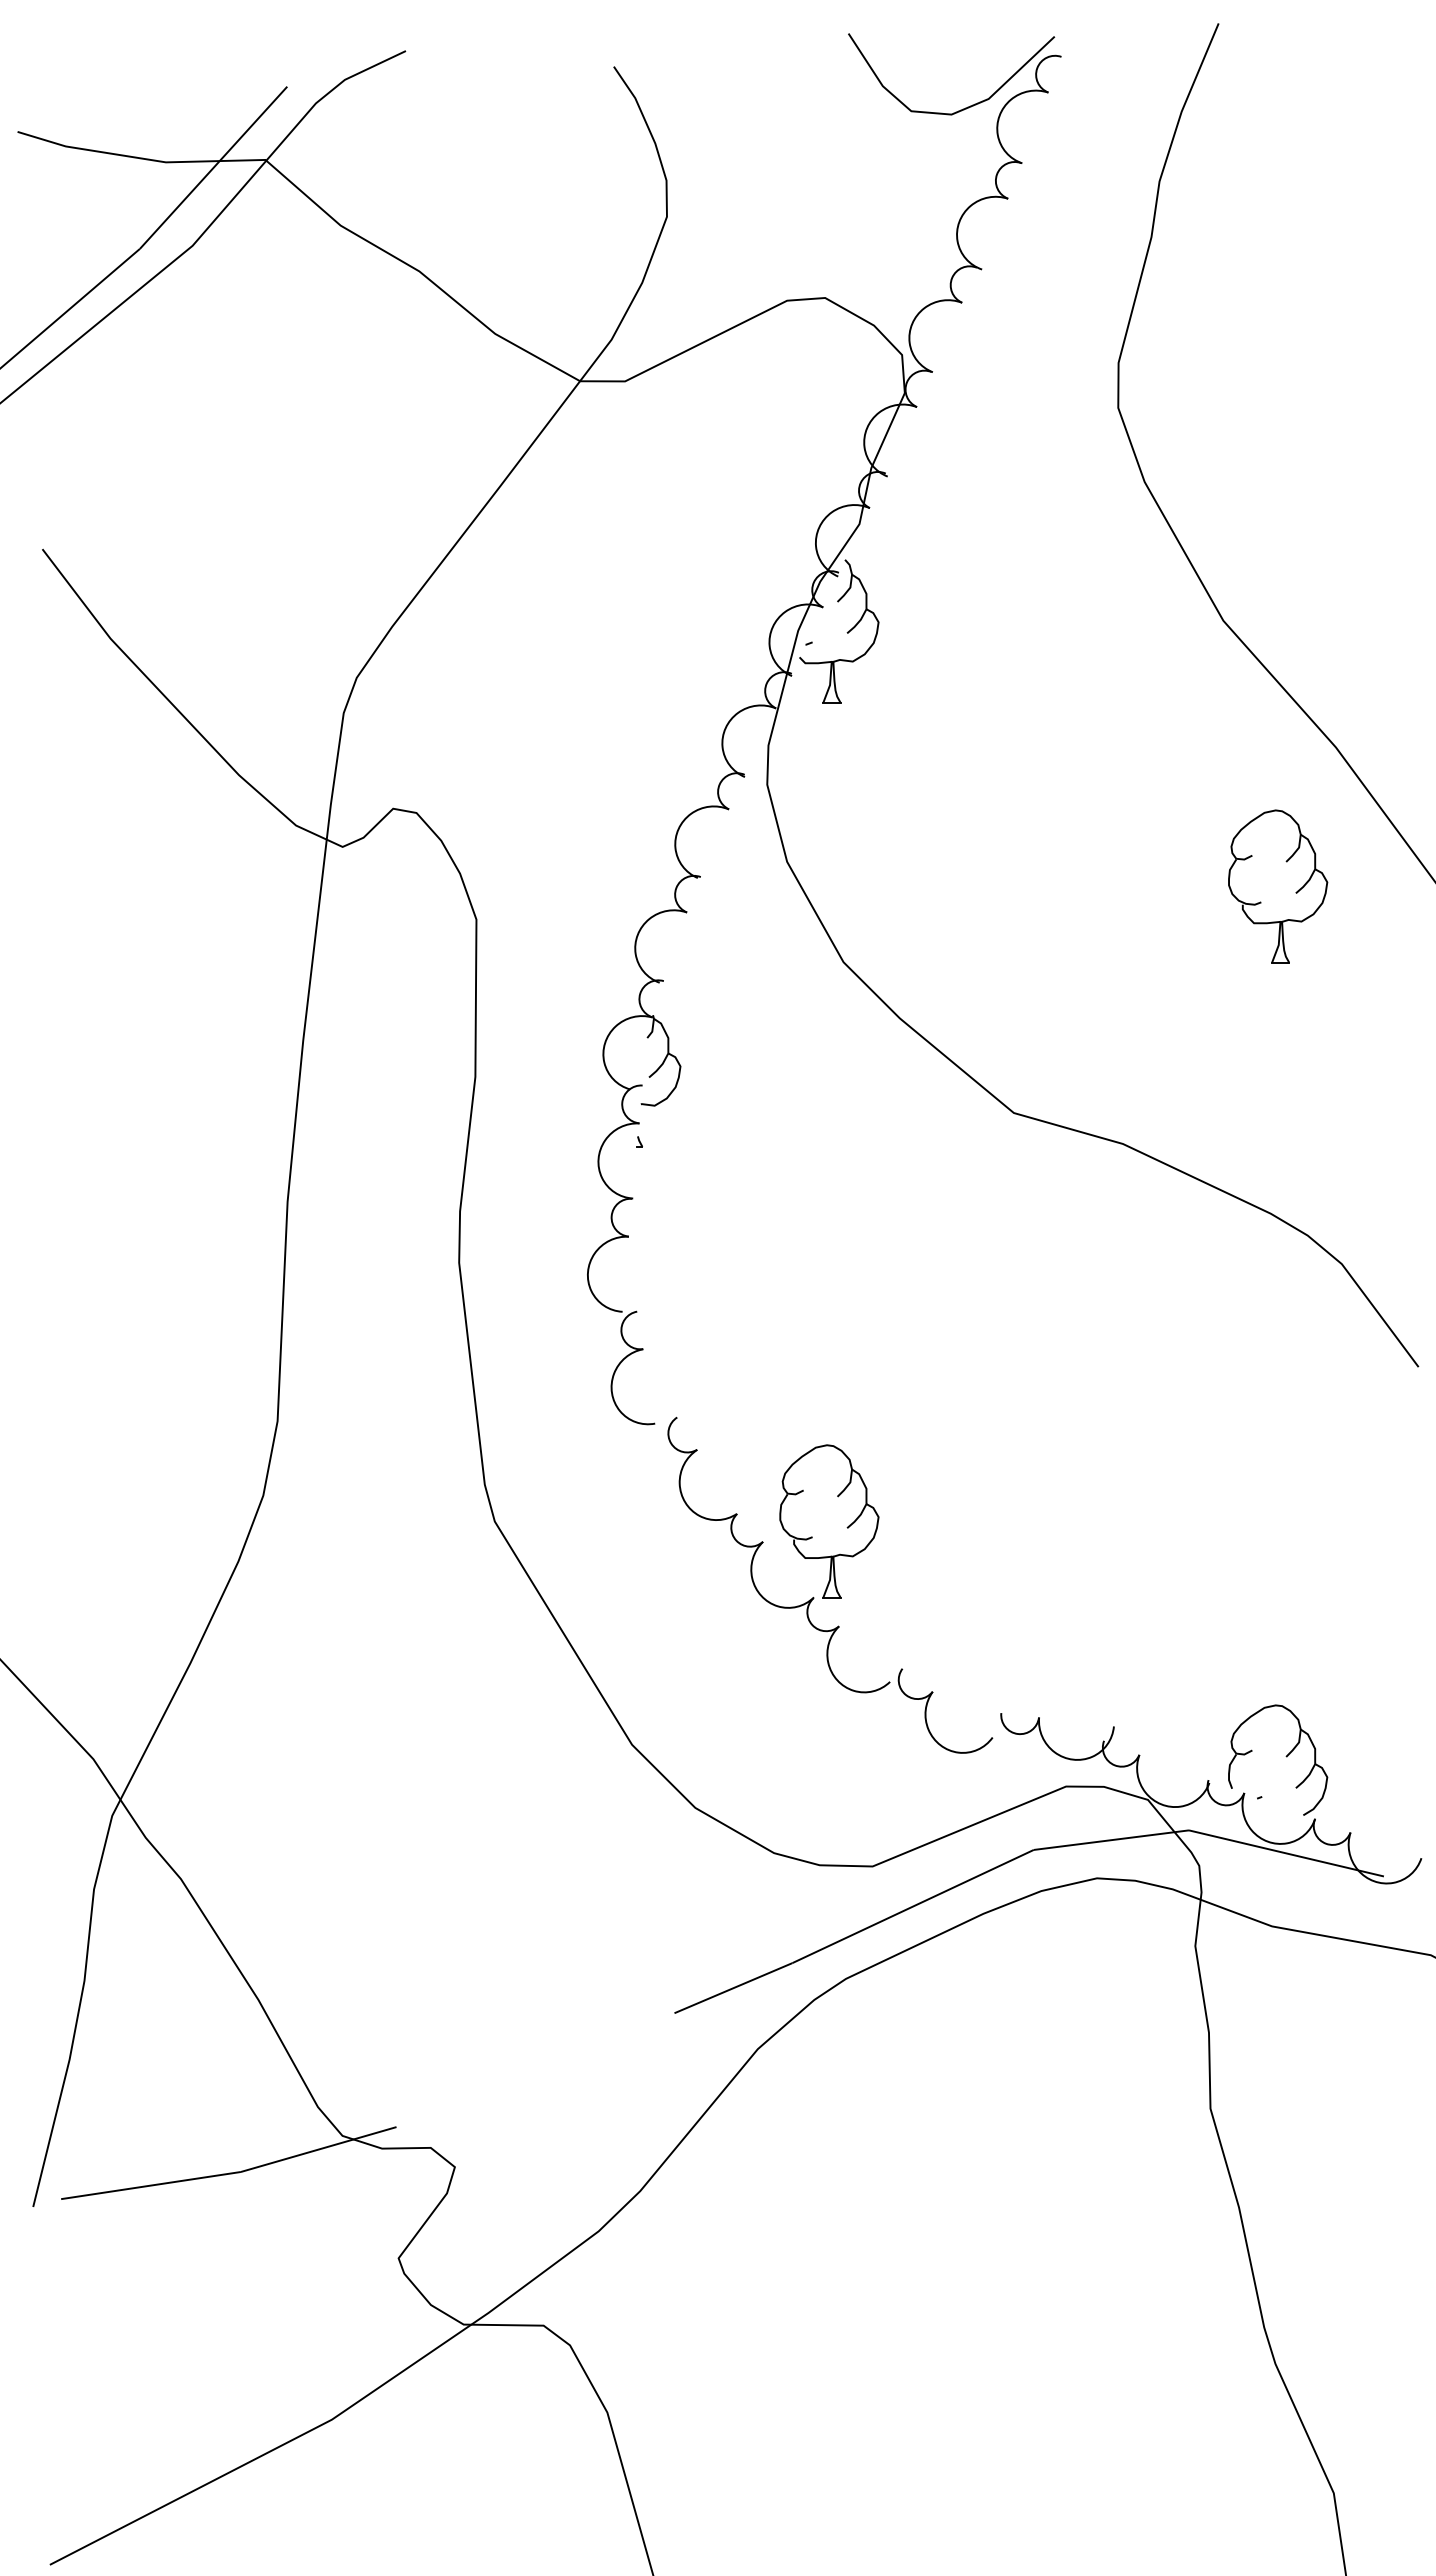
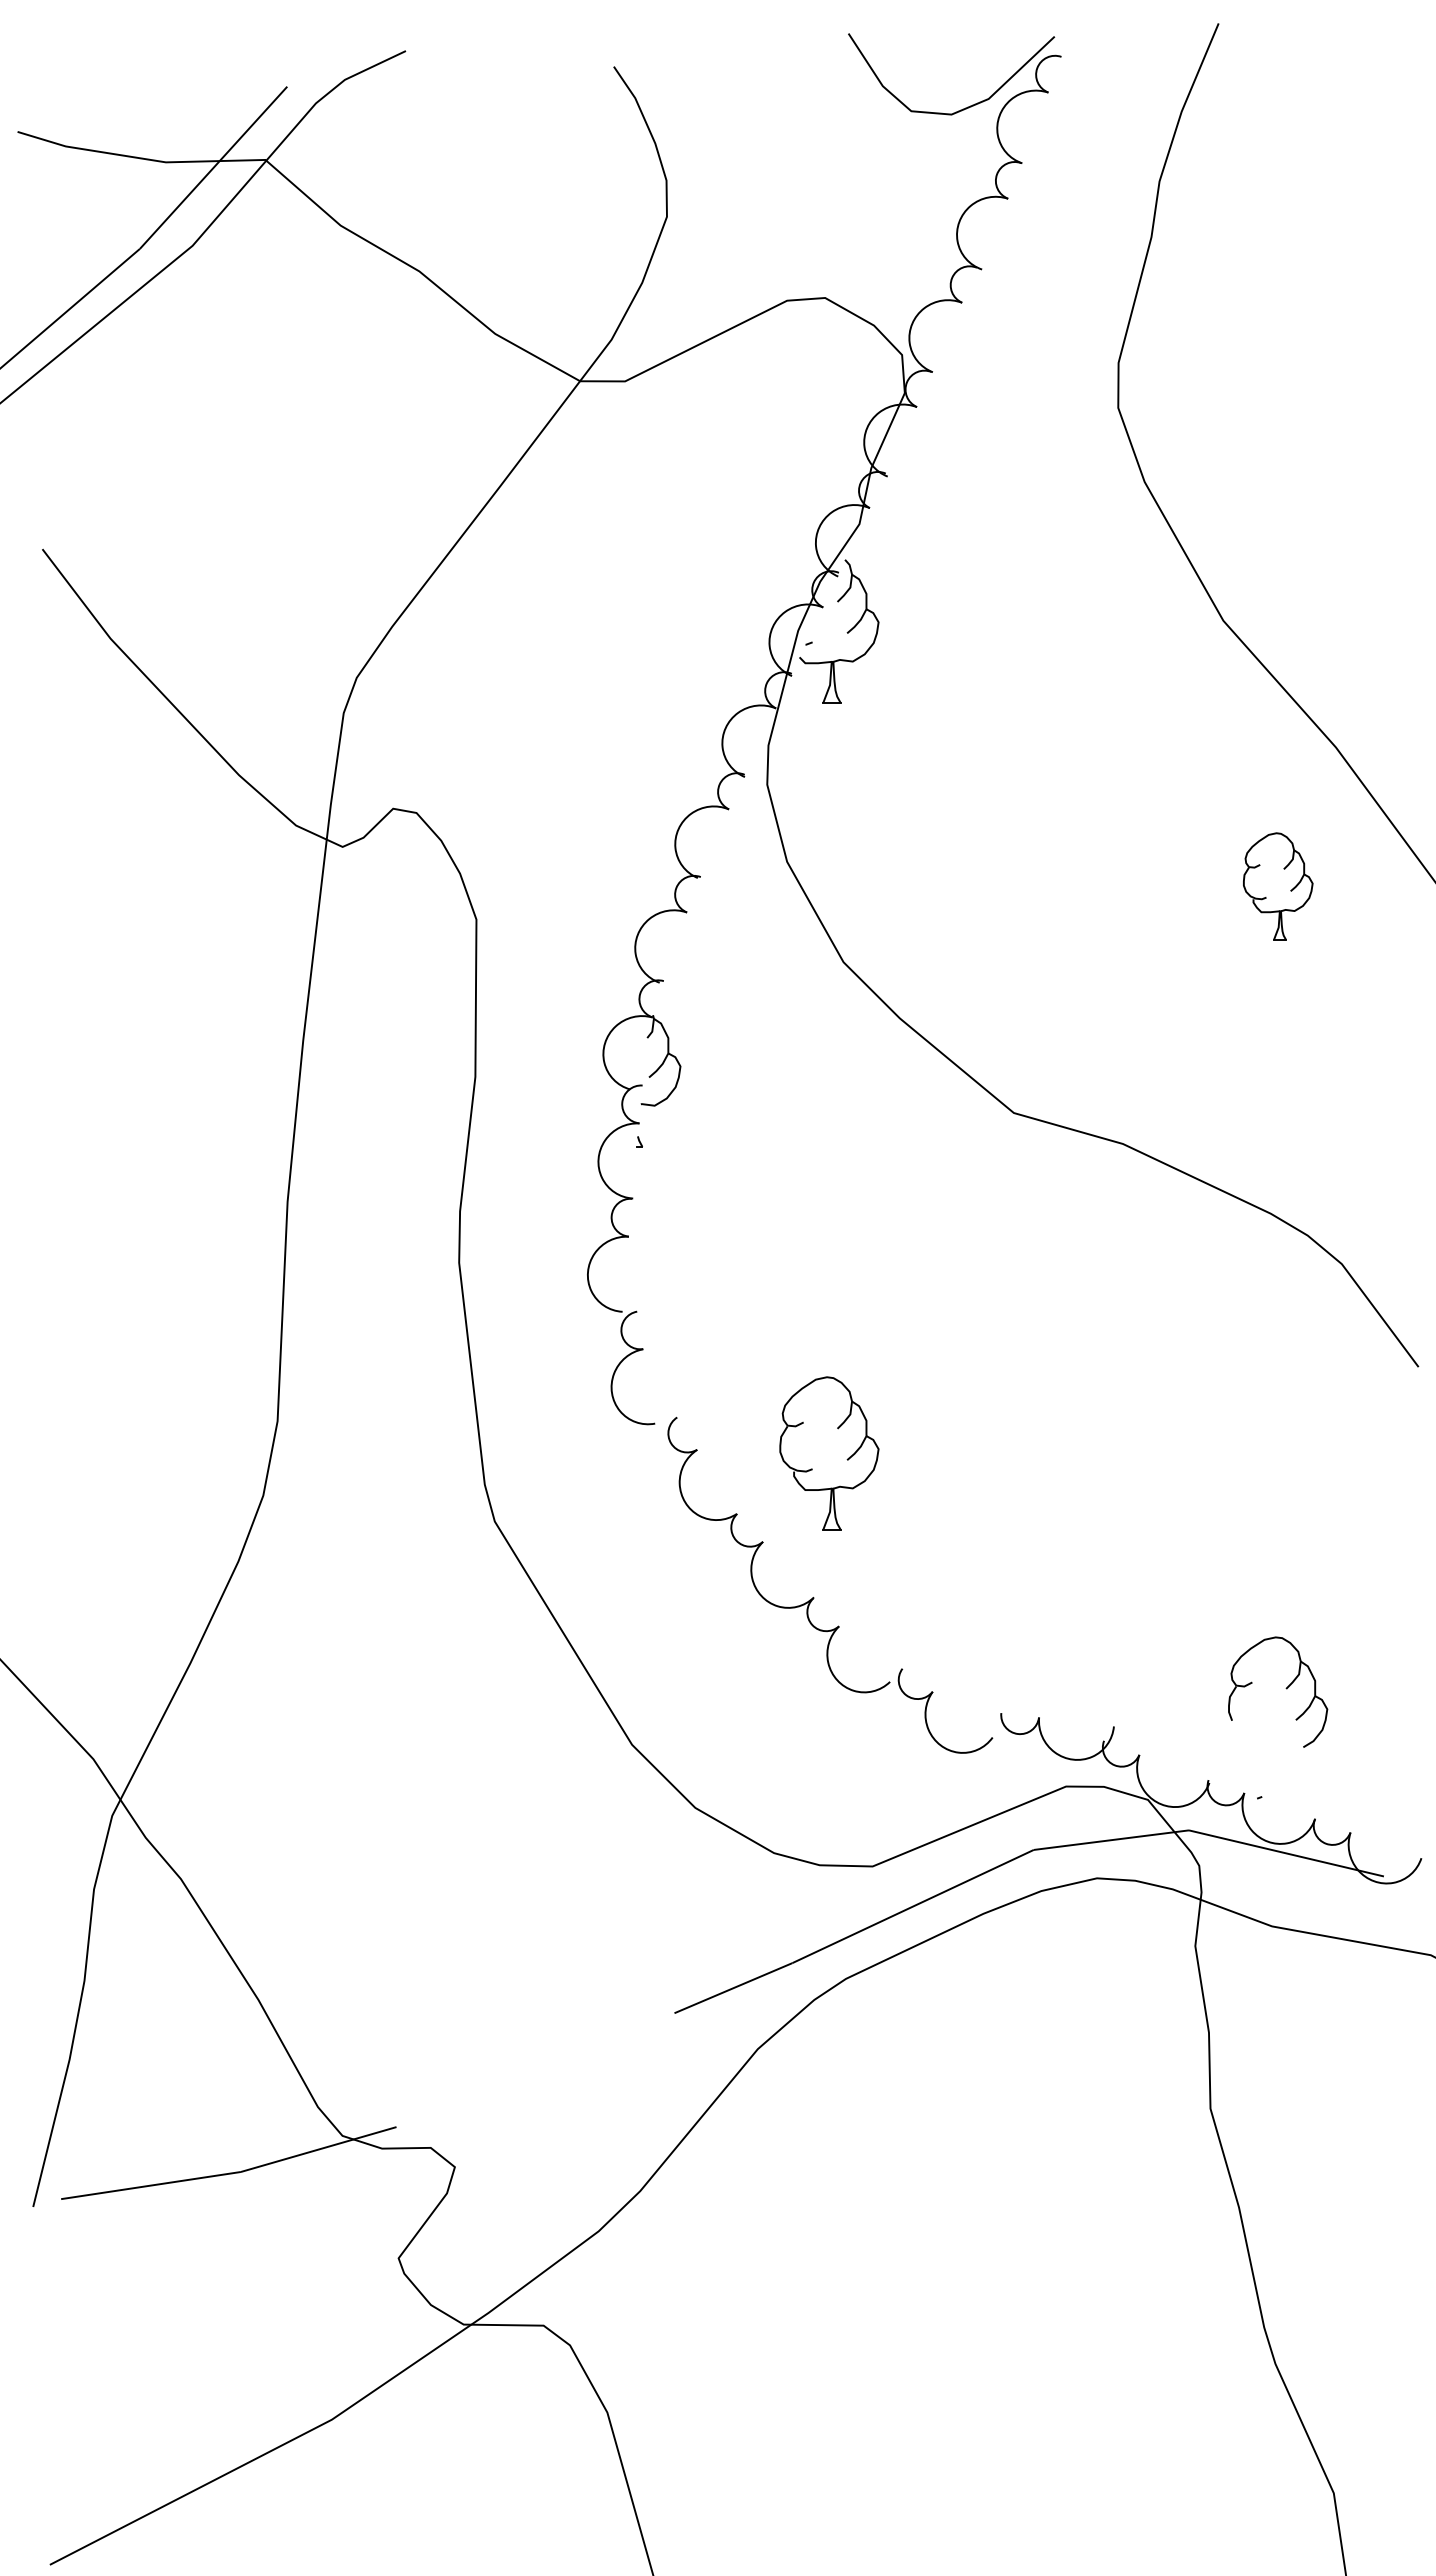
part size: 101x155 px -> 71x109 px (1278, 886)
part position: (829, 1521) -> (829, 1453) (829, 1453)
part position: (1285, 1756) -> (1285, 1688) (1285, 1688)
